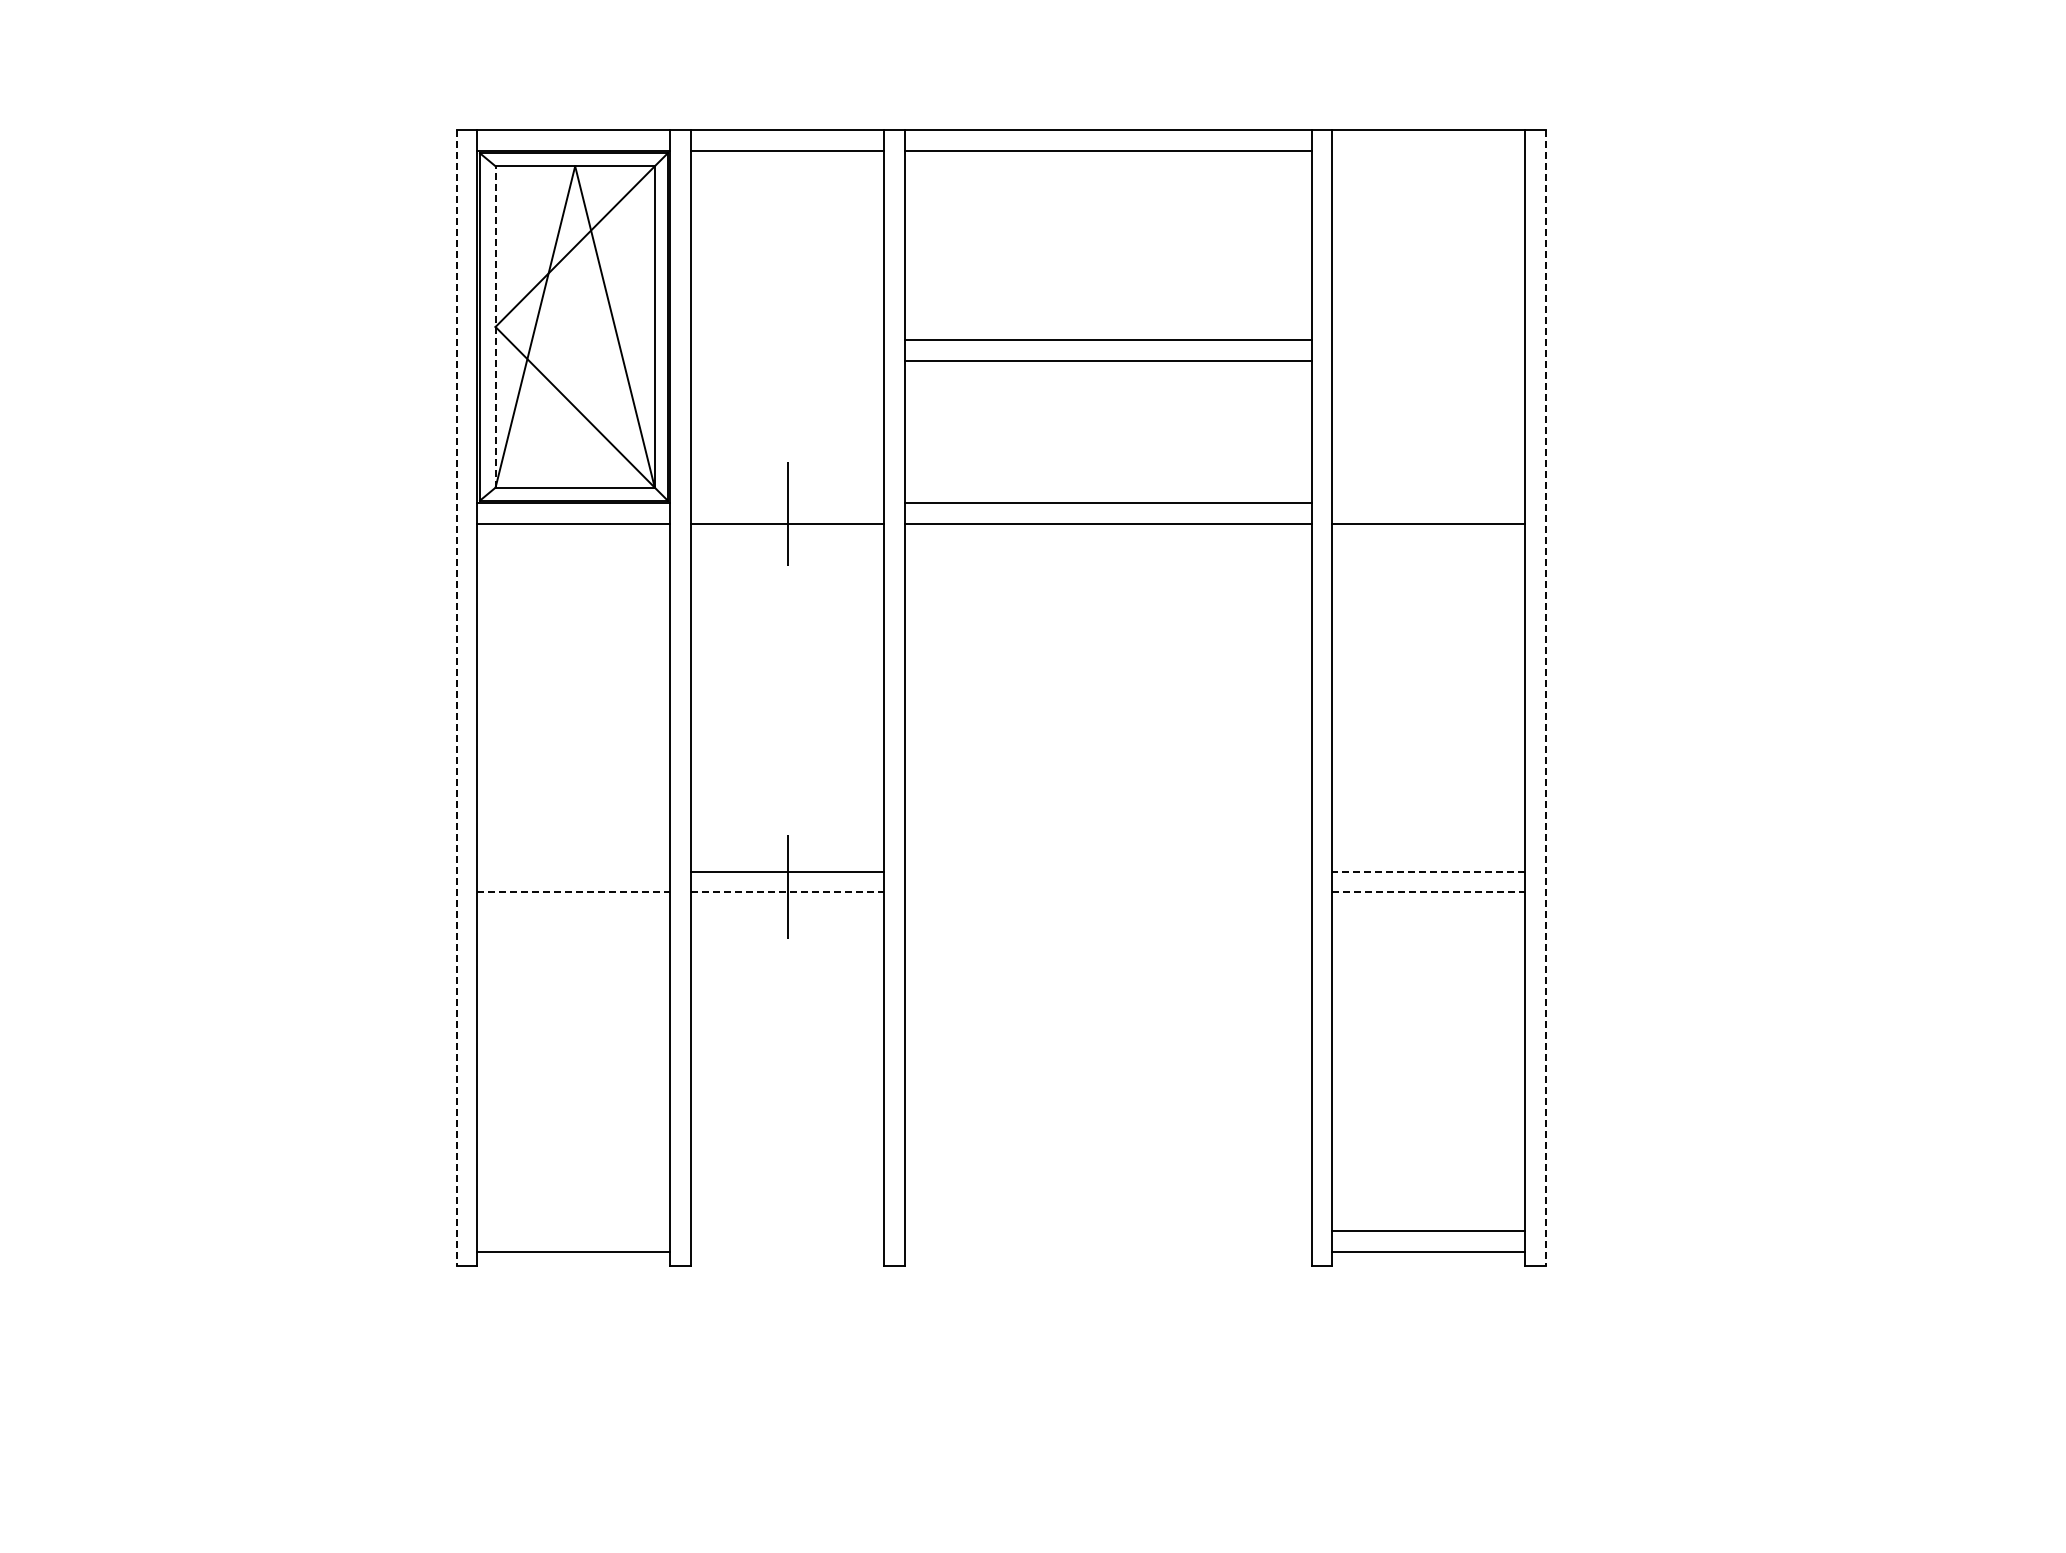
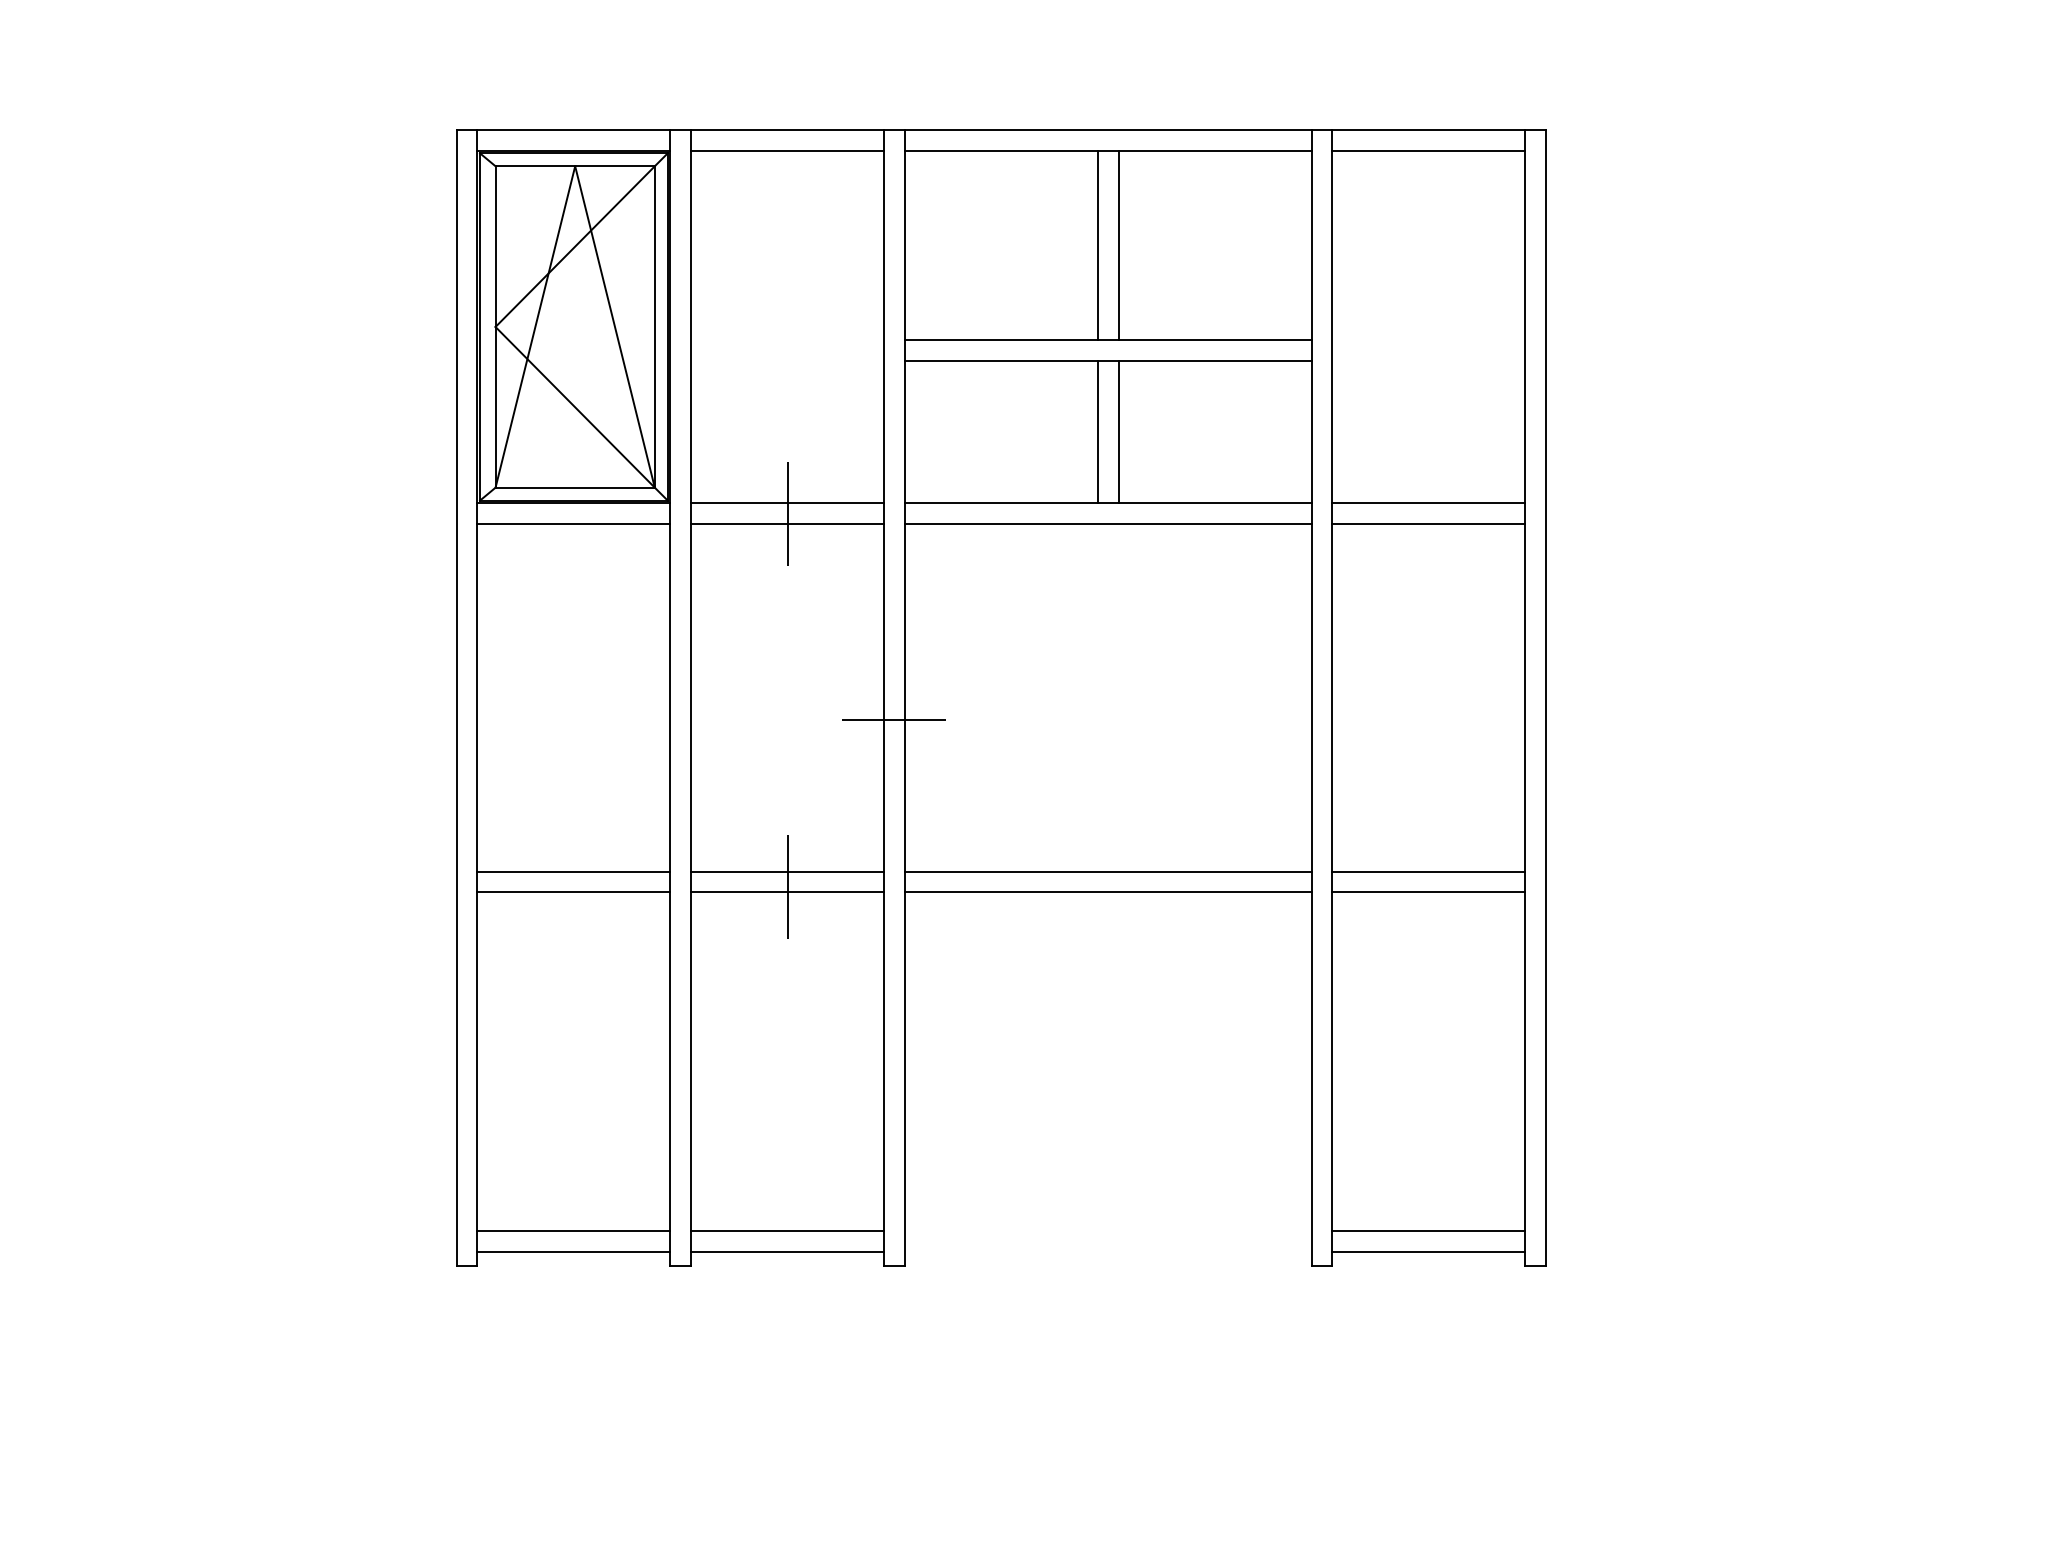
line: none -> present (1428, 150)
line: none -> present (1097, 245)
line: none -> present (1118, 245)
line: dashed -> solid (495, 326)
line: none -> present (1097, 431)
line: none -> present (1118, 431)
line: none -> present (787, 503)
line: none -> present (1428, 503)
line: dashed -> solid (456, 697)
line: dashed -> solid (1546, 697)
line: none -> present (893, 719)
line: none -> present (573, 871)
line: none -> present (1107, 871)
line: dashed -> solid (1428, 871)
line: dashed -> solid (574, 892)
line: dashed -> solid (788, 892)
line: none -> present (1107, 892)
line: dashed -> solid (1429, 892)
line: none -> present (573, 1231)
line: none -> present (787, 1231)
line: none -> present (787, 1252)
